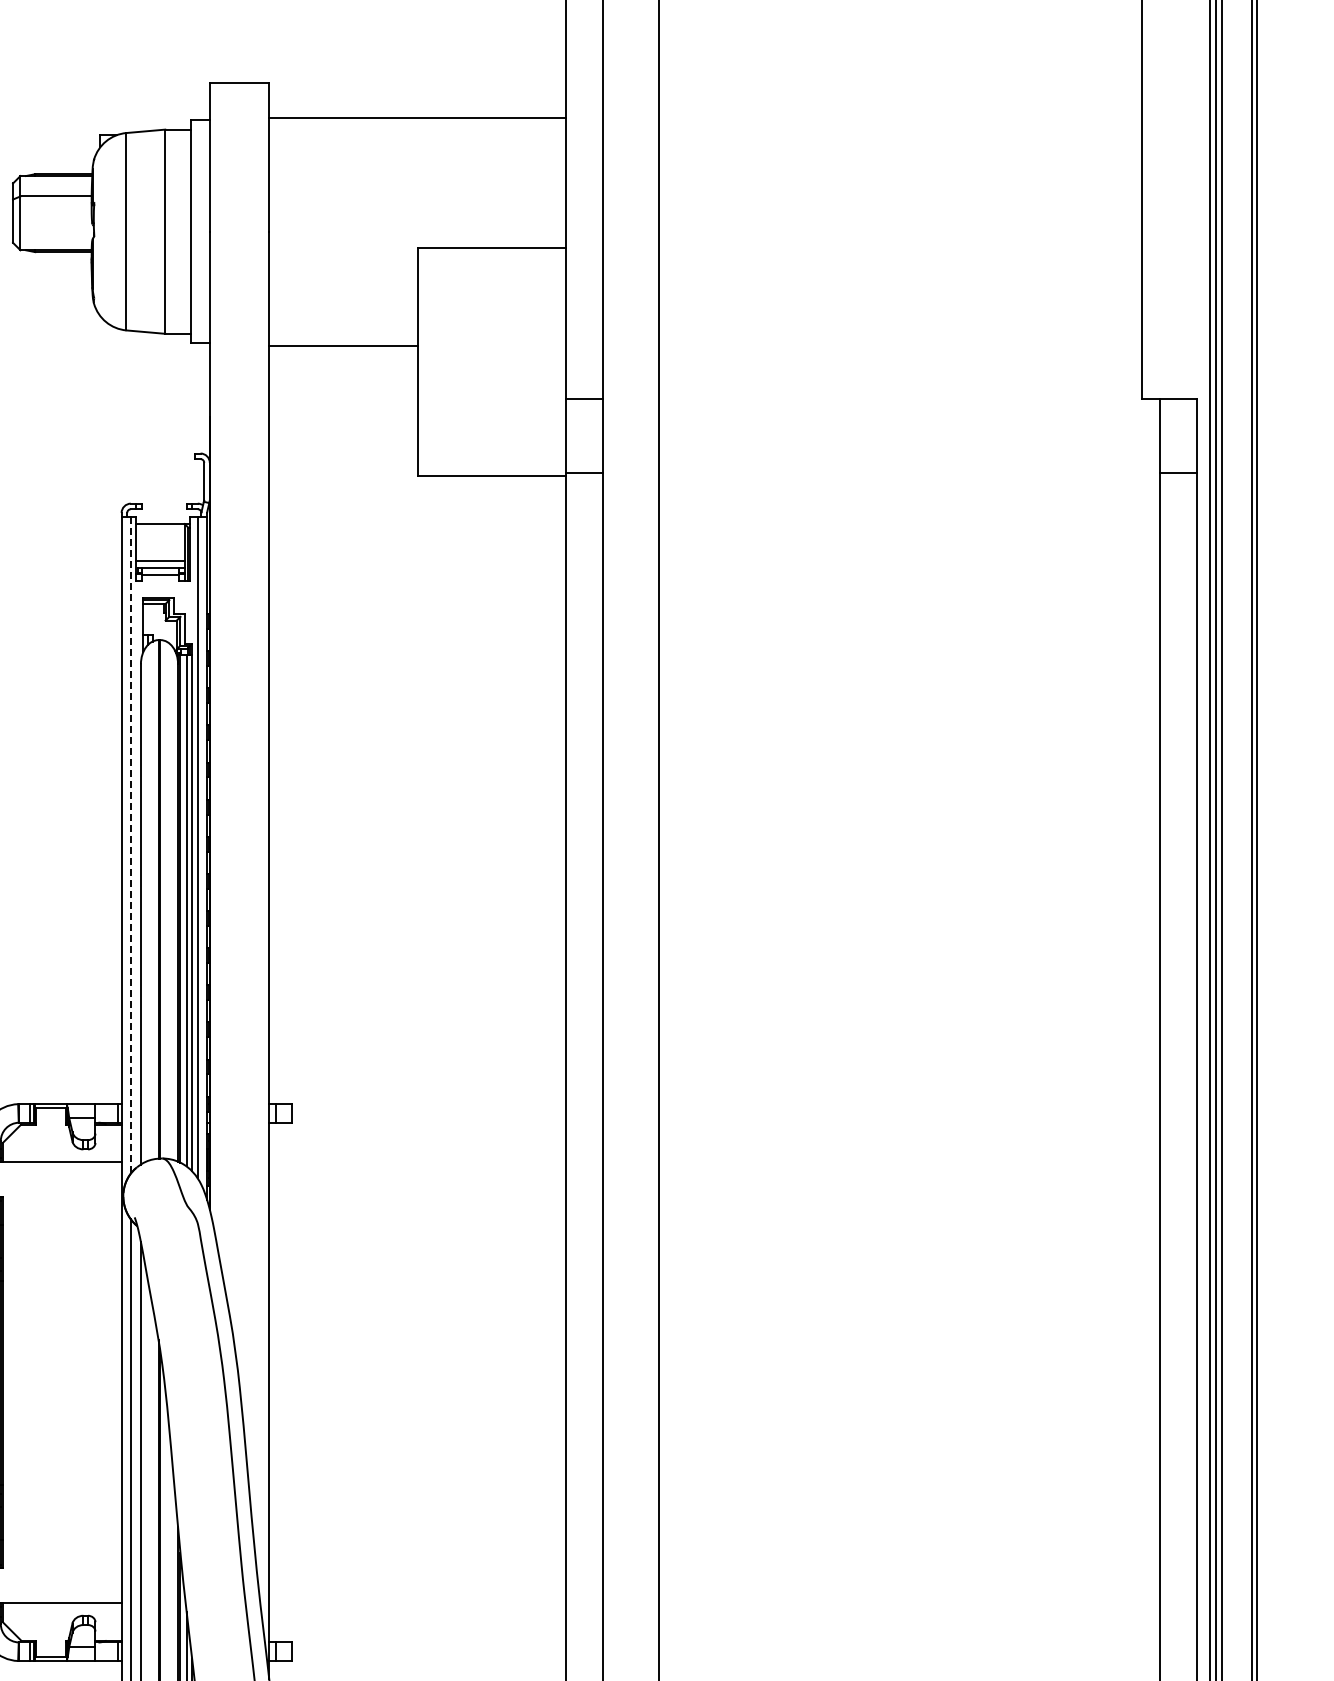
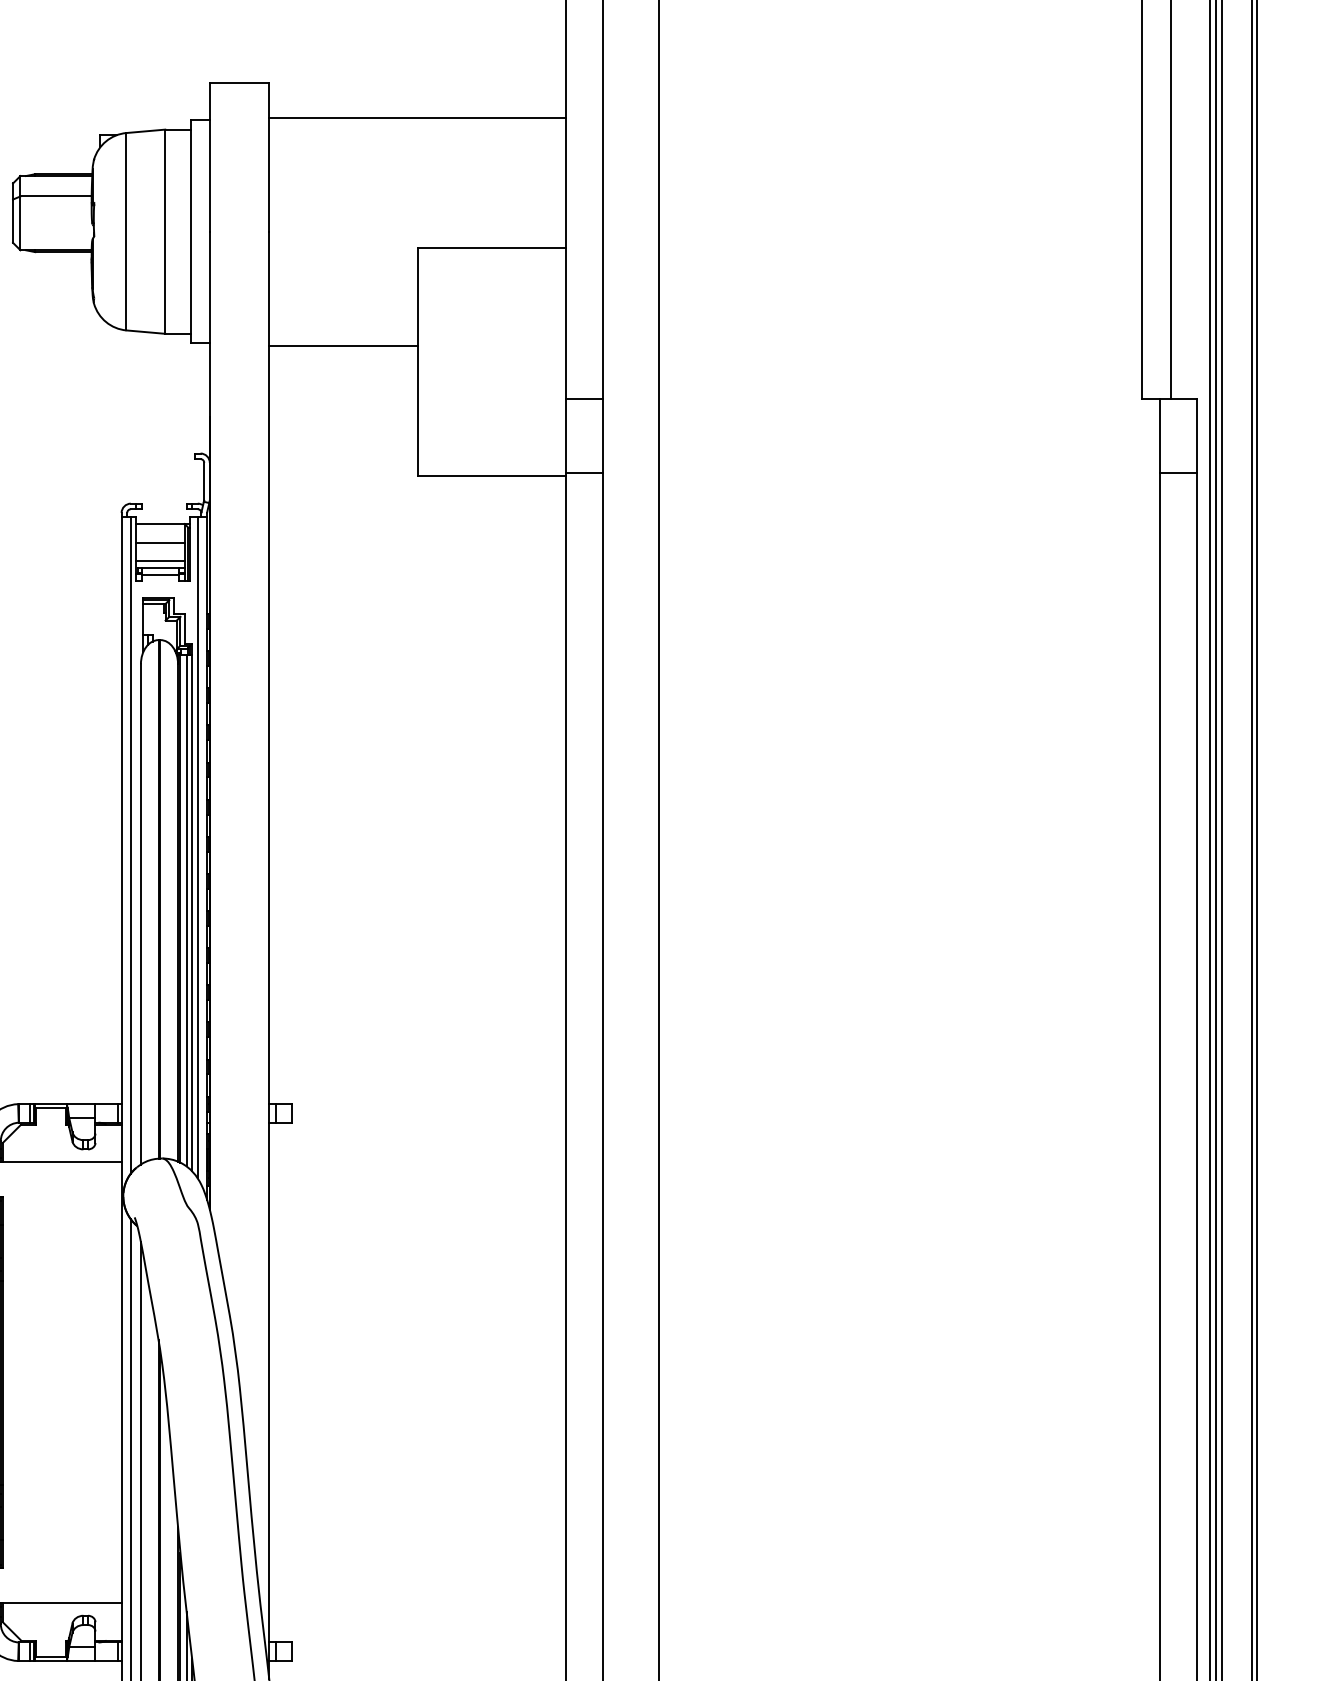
line: none -> present (1171, 200)
line: none -> present (160, 542)
line: dashed -> solid (130, 845)
